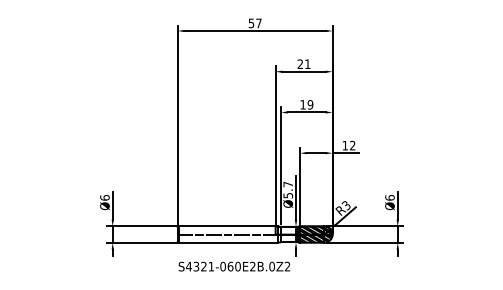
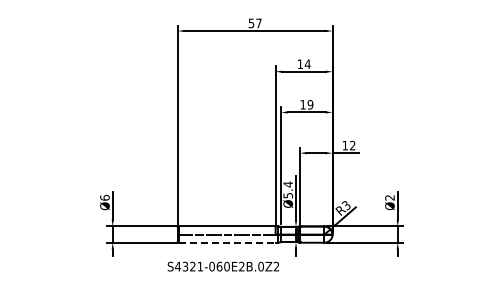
text: 21 -> 14 (303, 63)
text: Ø5.7 -> Ø5.4 (287, 184)
text: Ø6 -> Ø2 (389, 197)
hatch: present -> none (316, 234)
line: solid -> dashed (227, 242)
text position: (234, 266) -> (223, 266) (223, 266)
